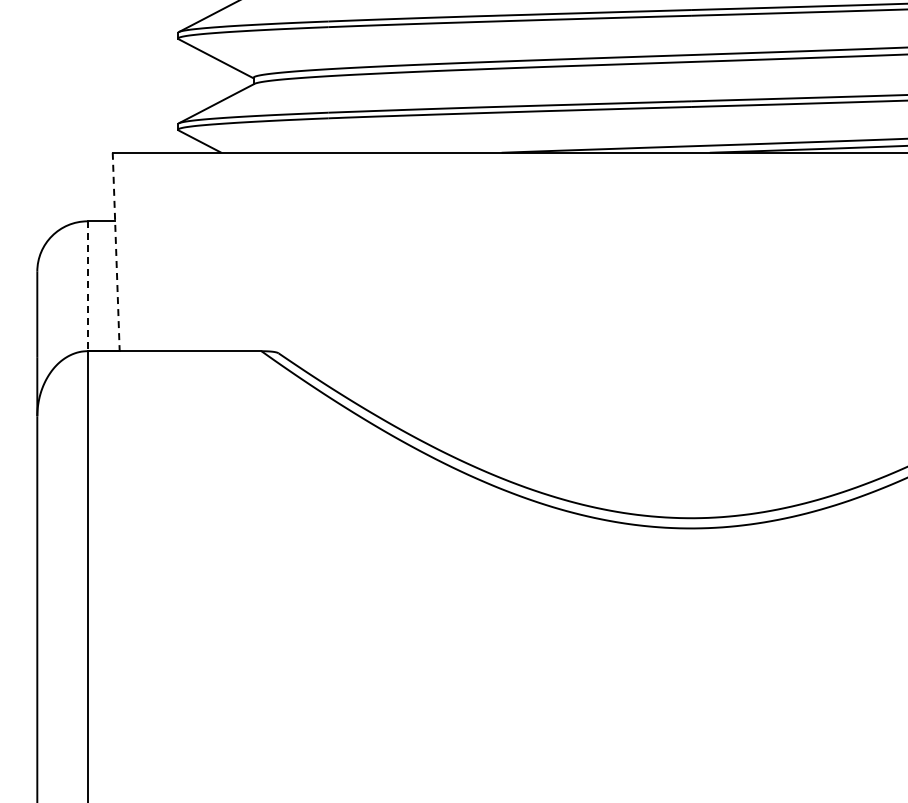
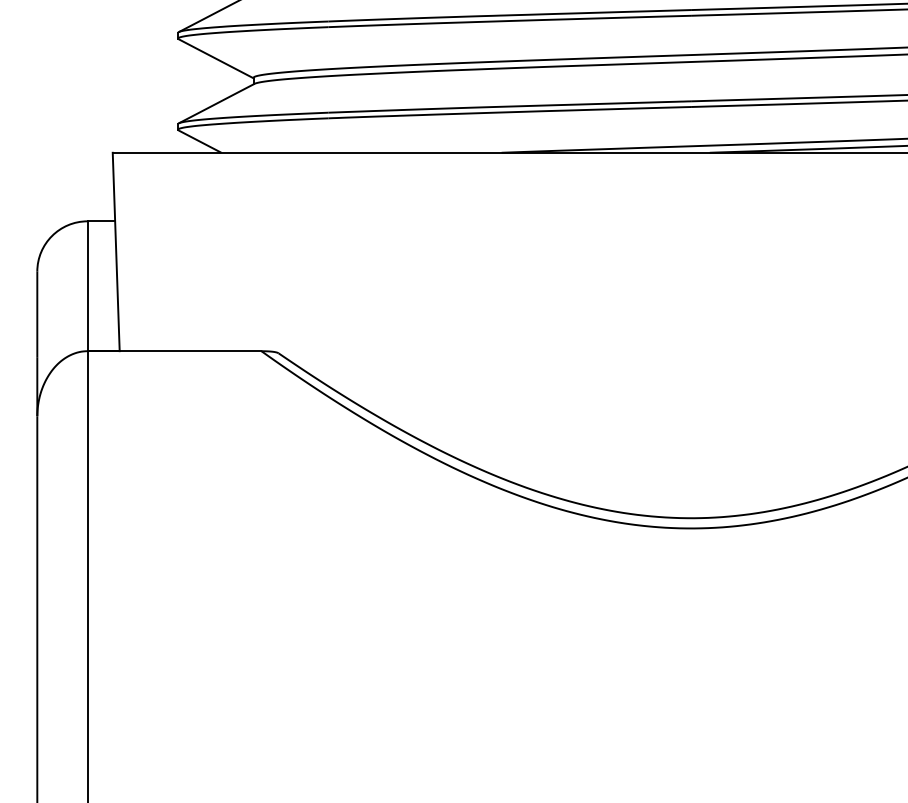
line: dashed -> solid (116, 252)
line: dashed -> solid (87, 286)
